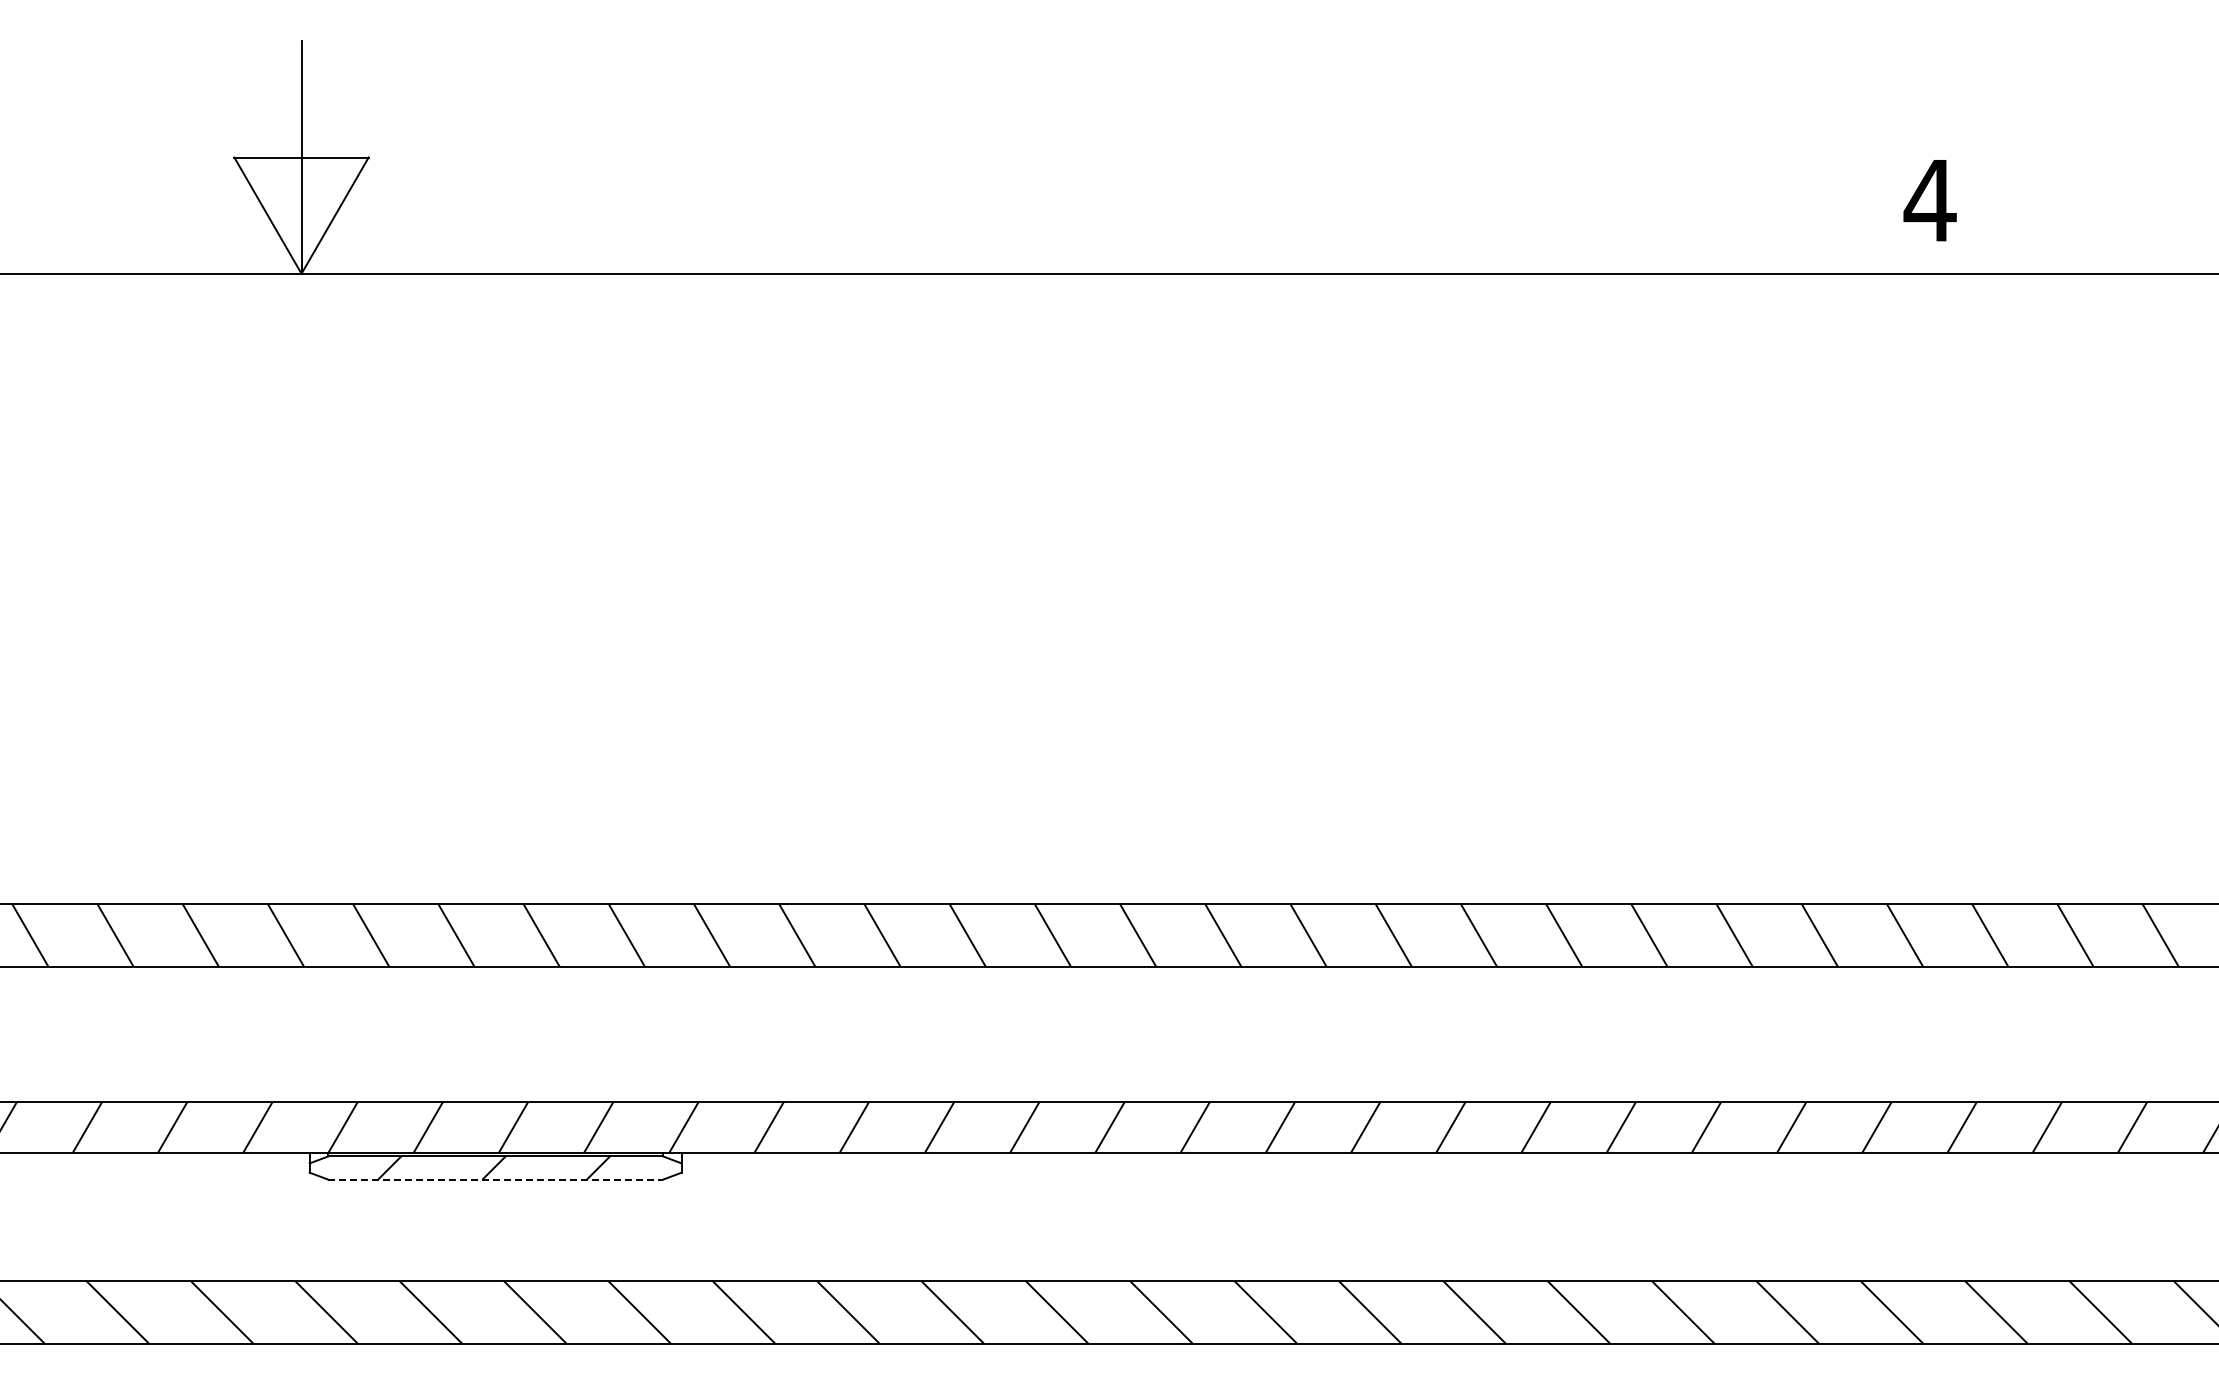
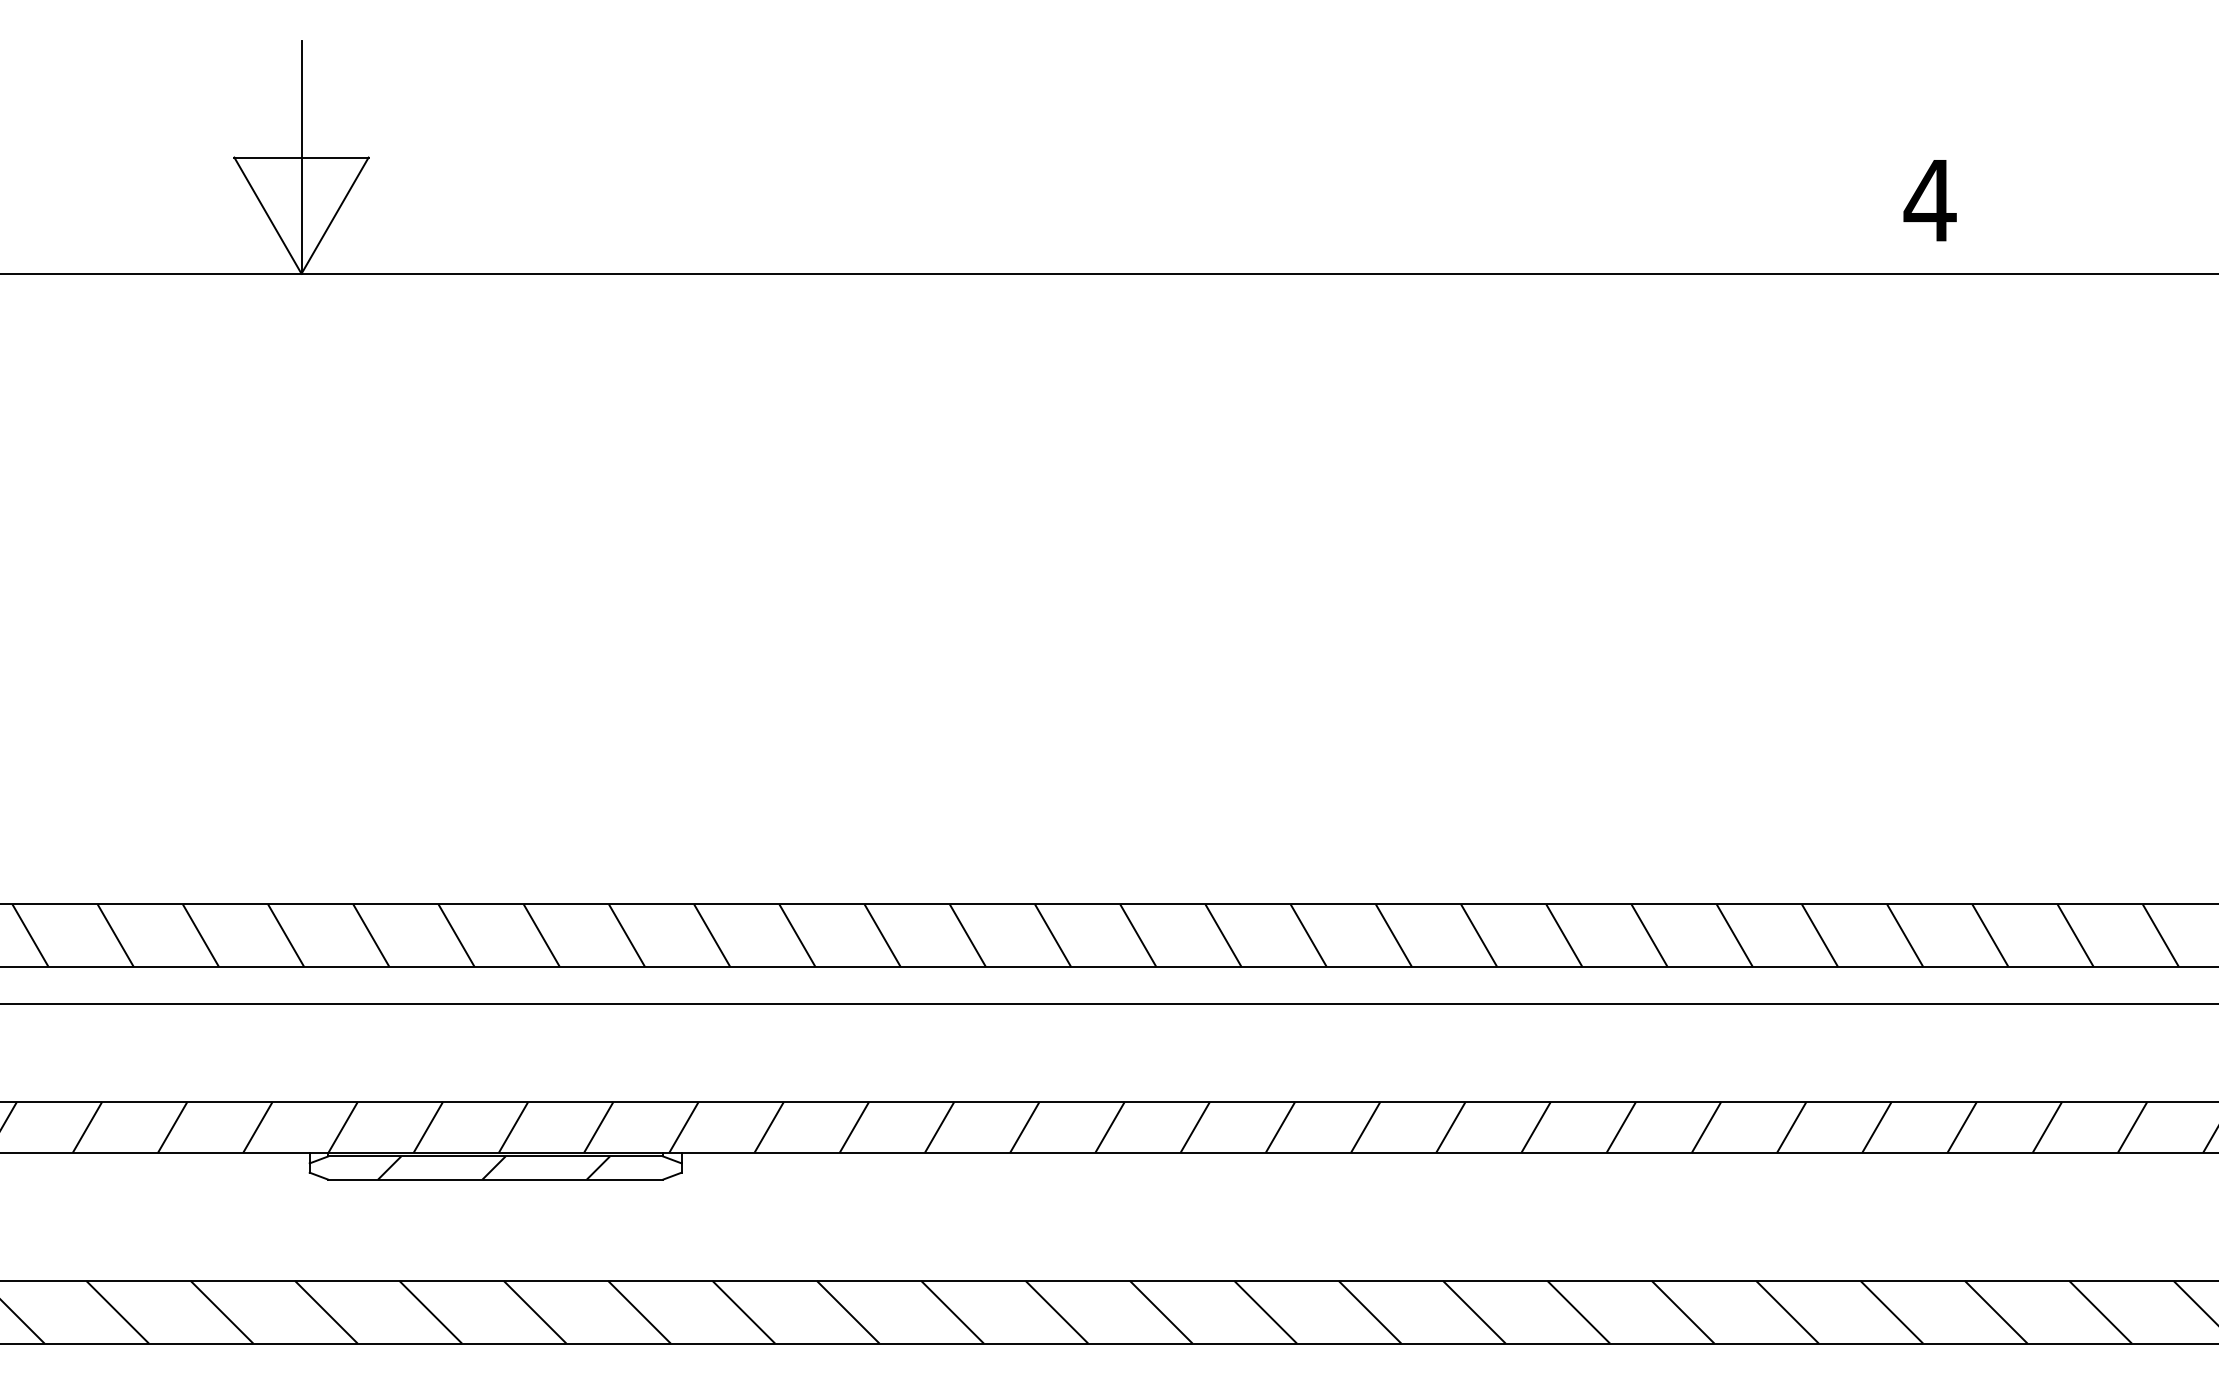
line: none -> present (1108, 1004)
line: dashed -> solid (496, 1179)
